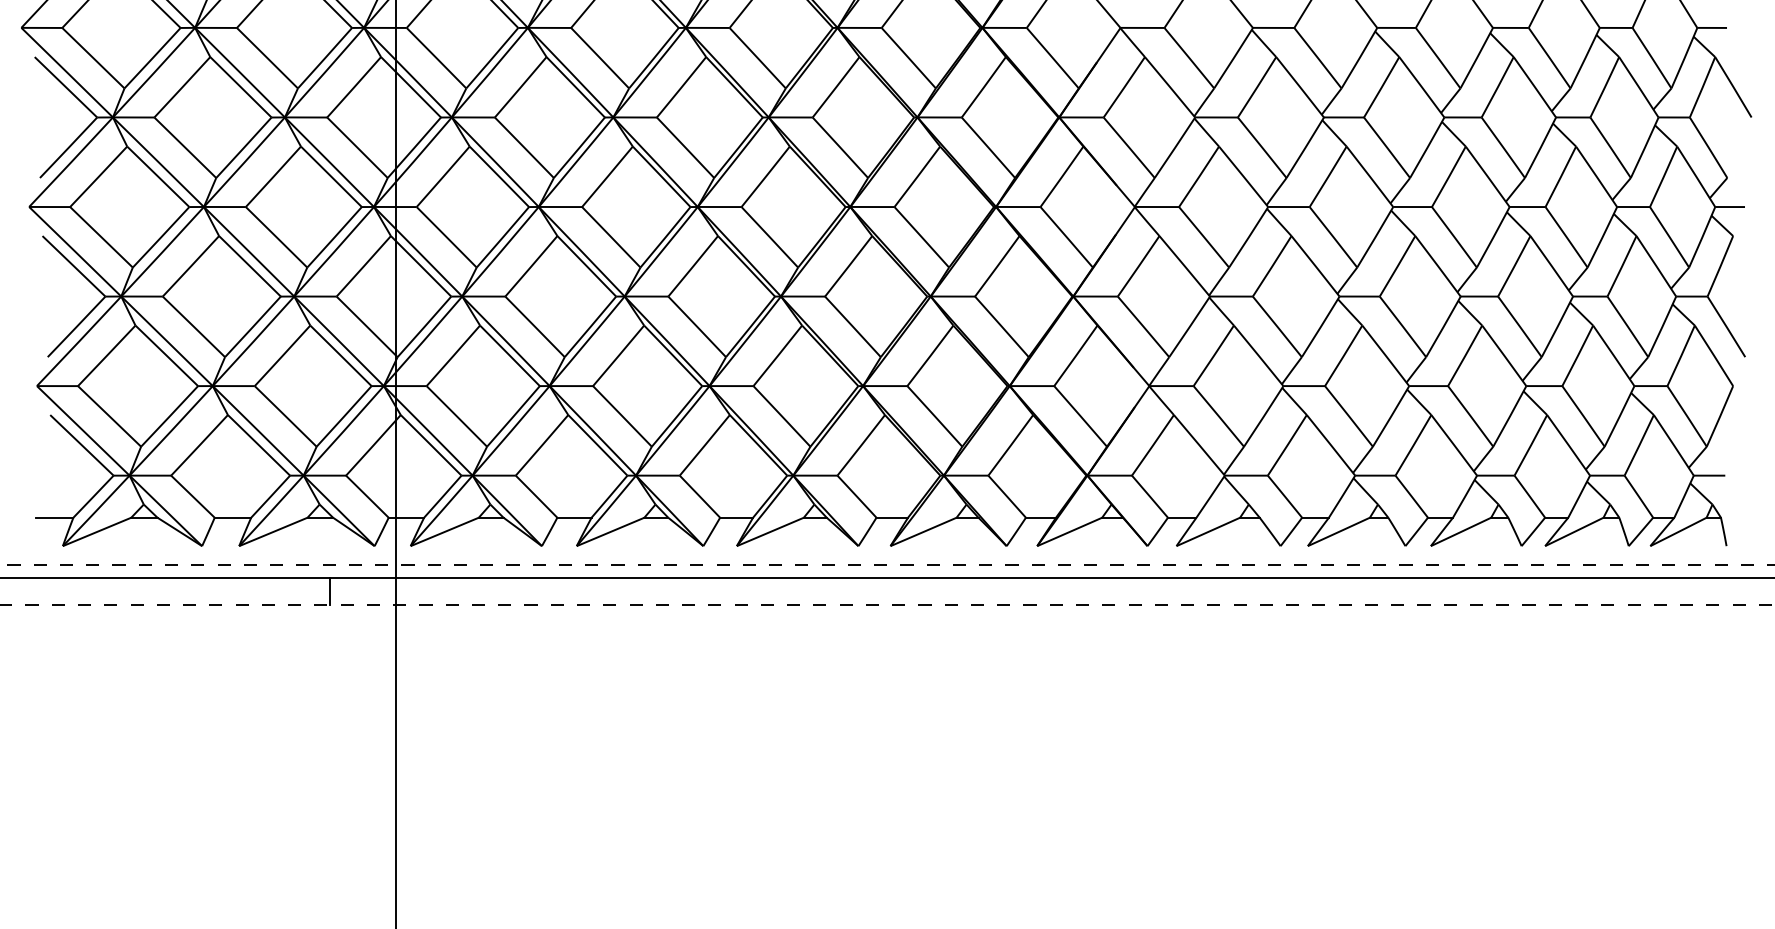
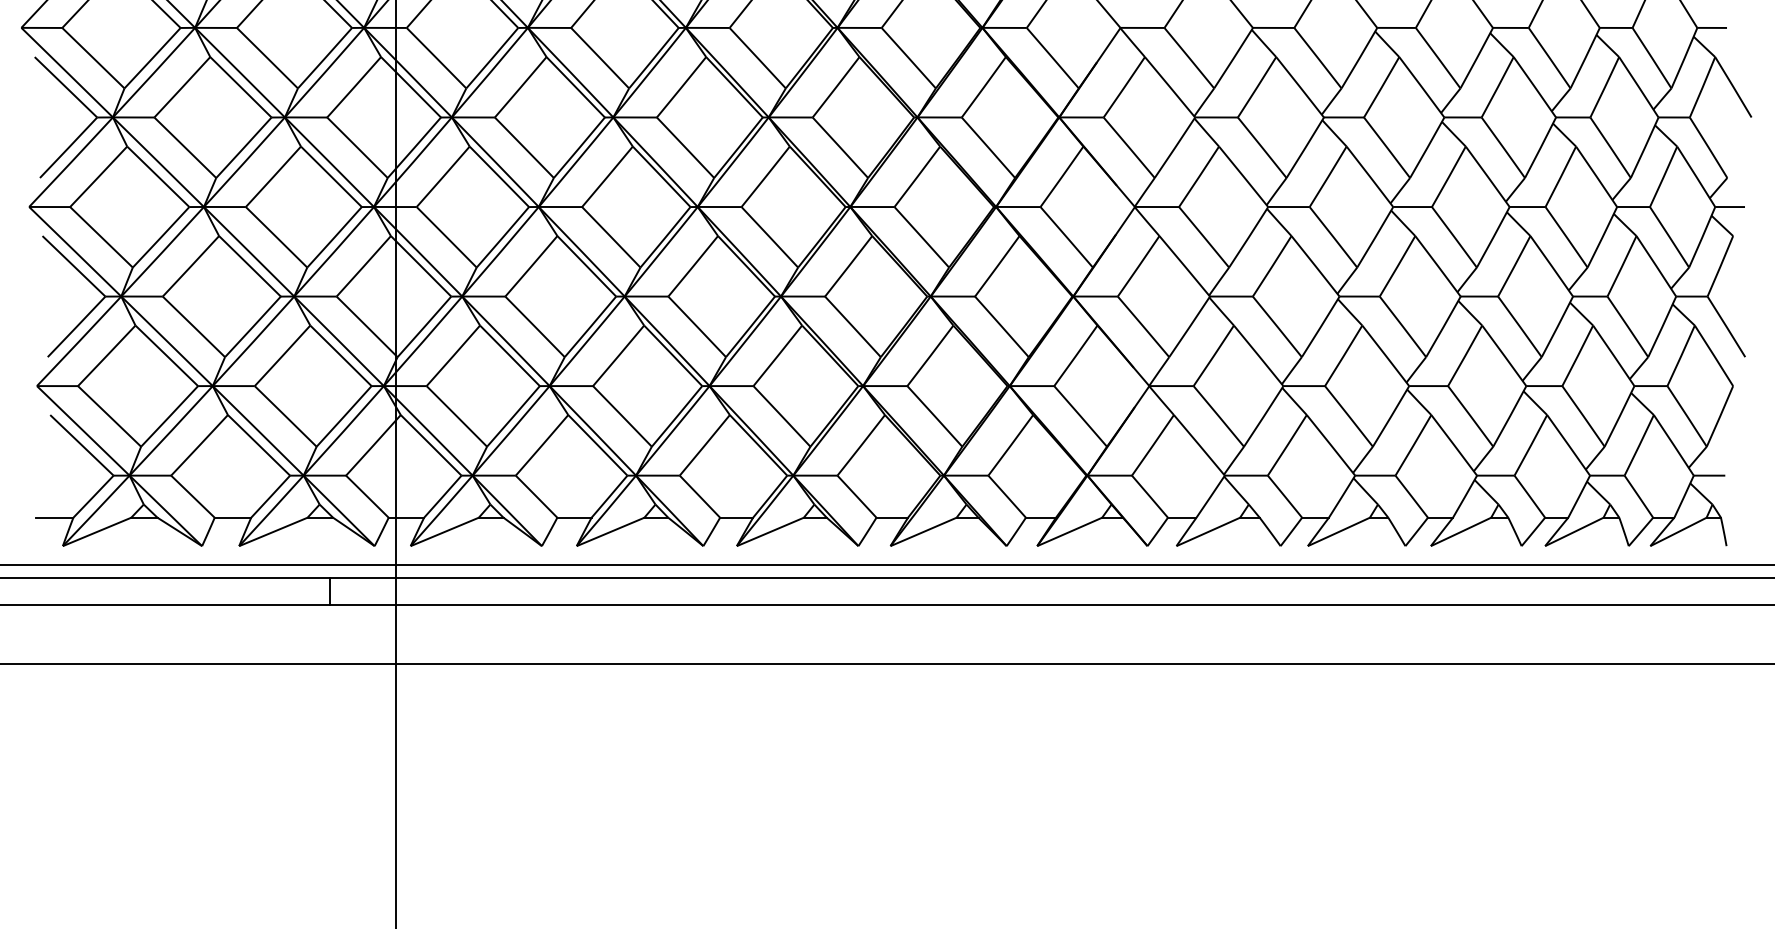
line: dashed -> solid (888, 565)
line: dashed -> solid (888, 604)
line: none -> present (886, 664)
